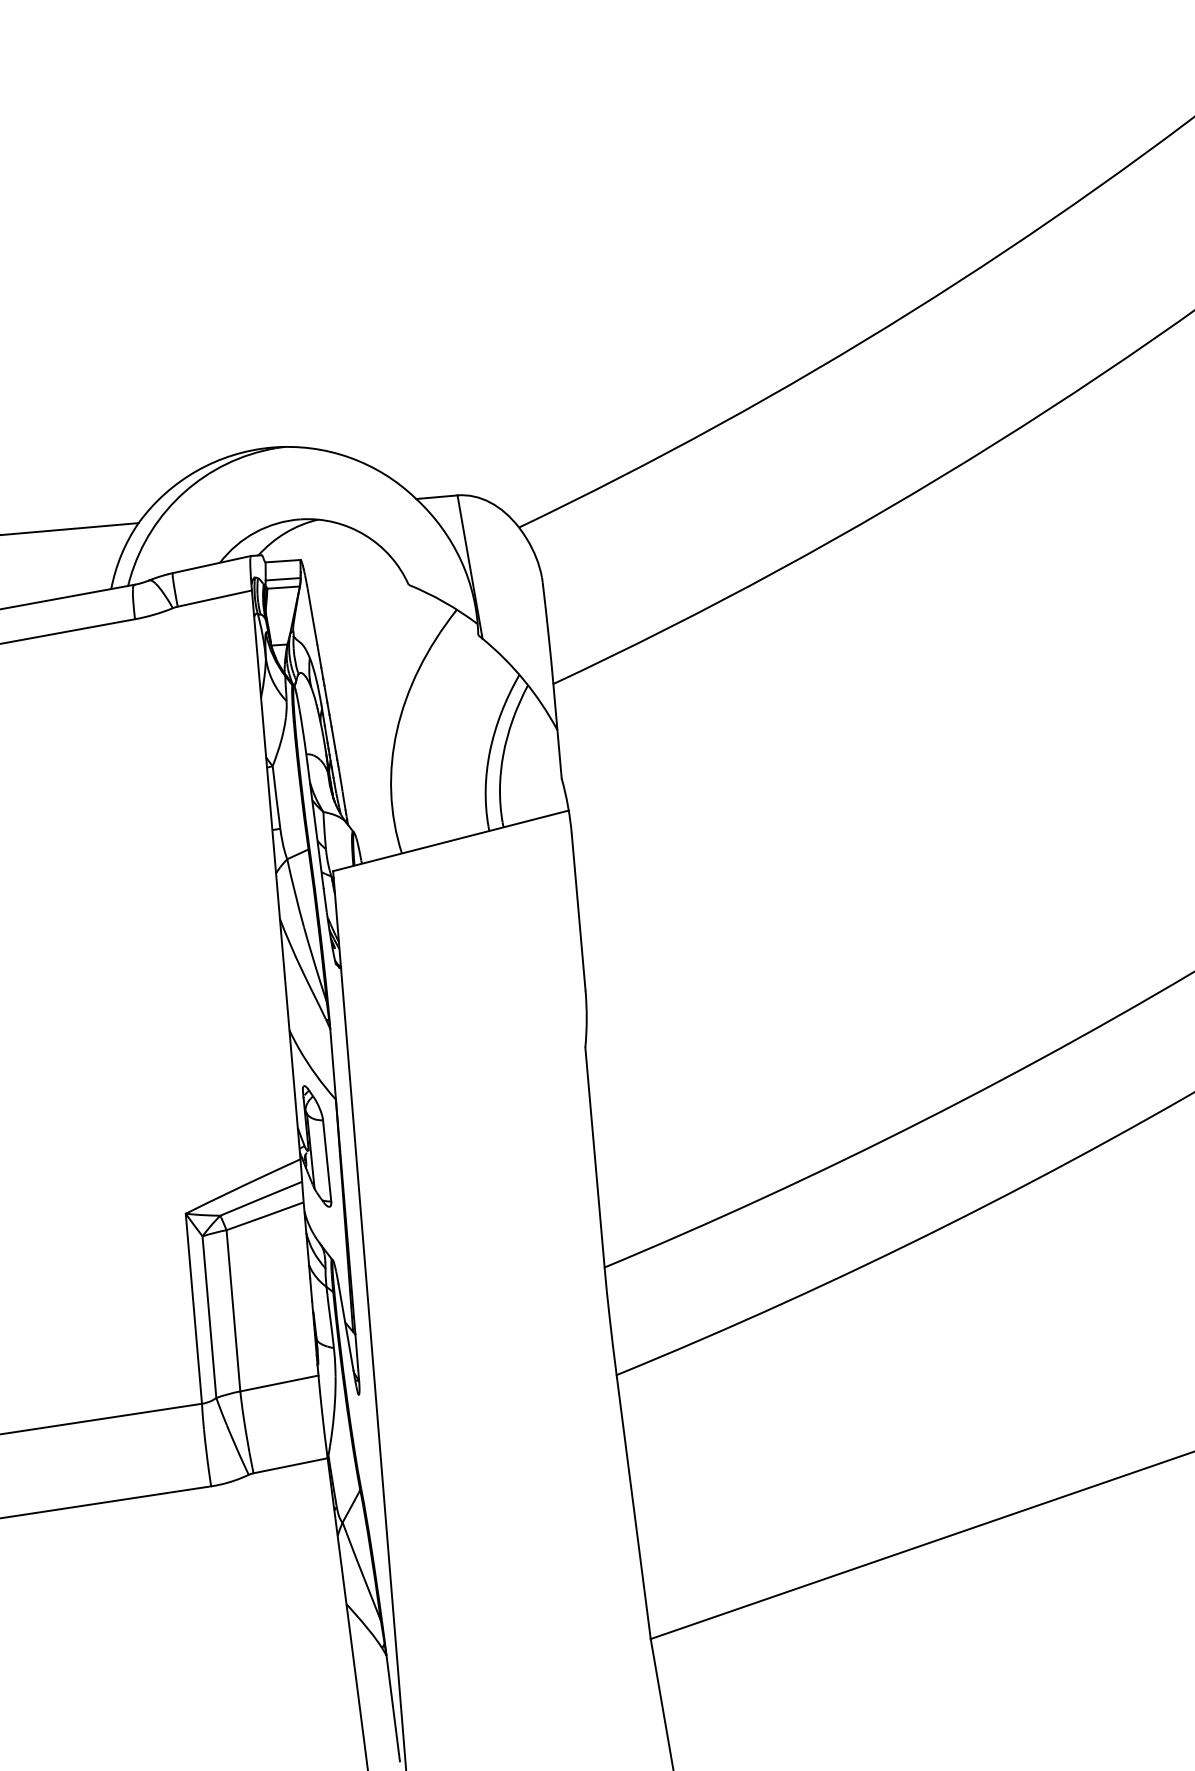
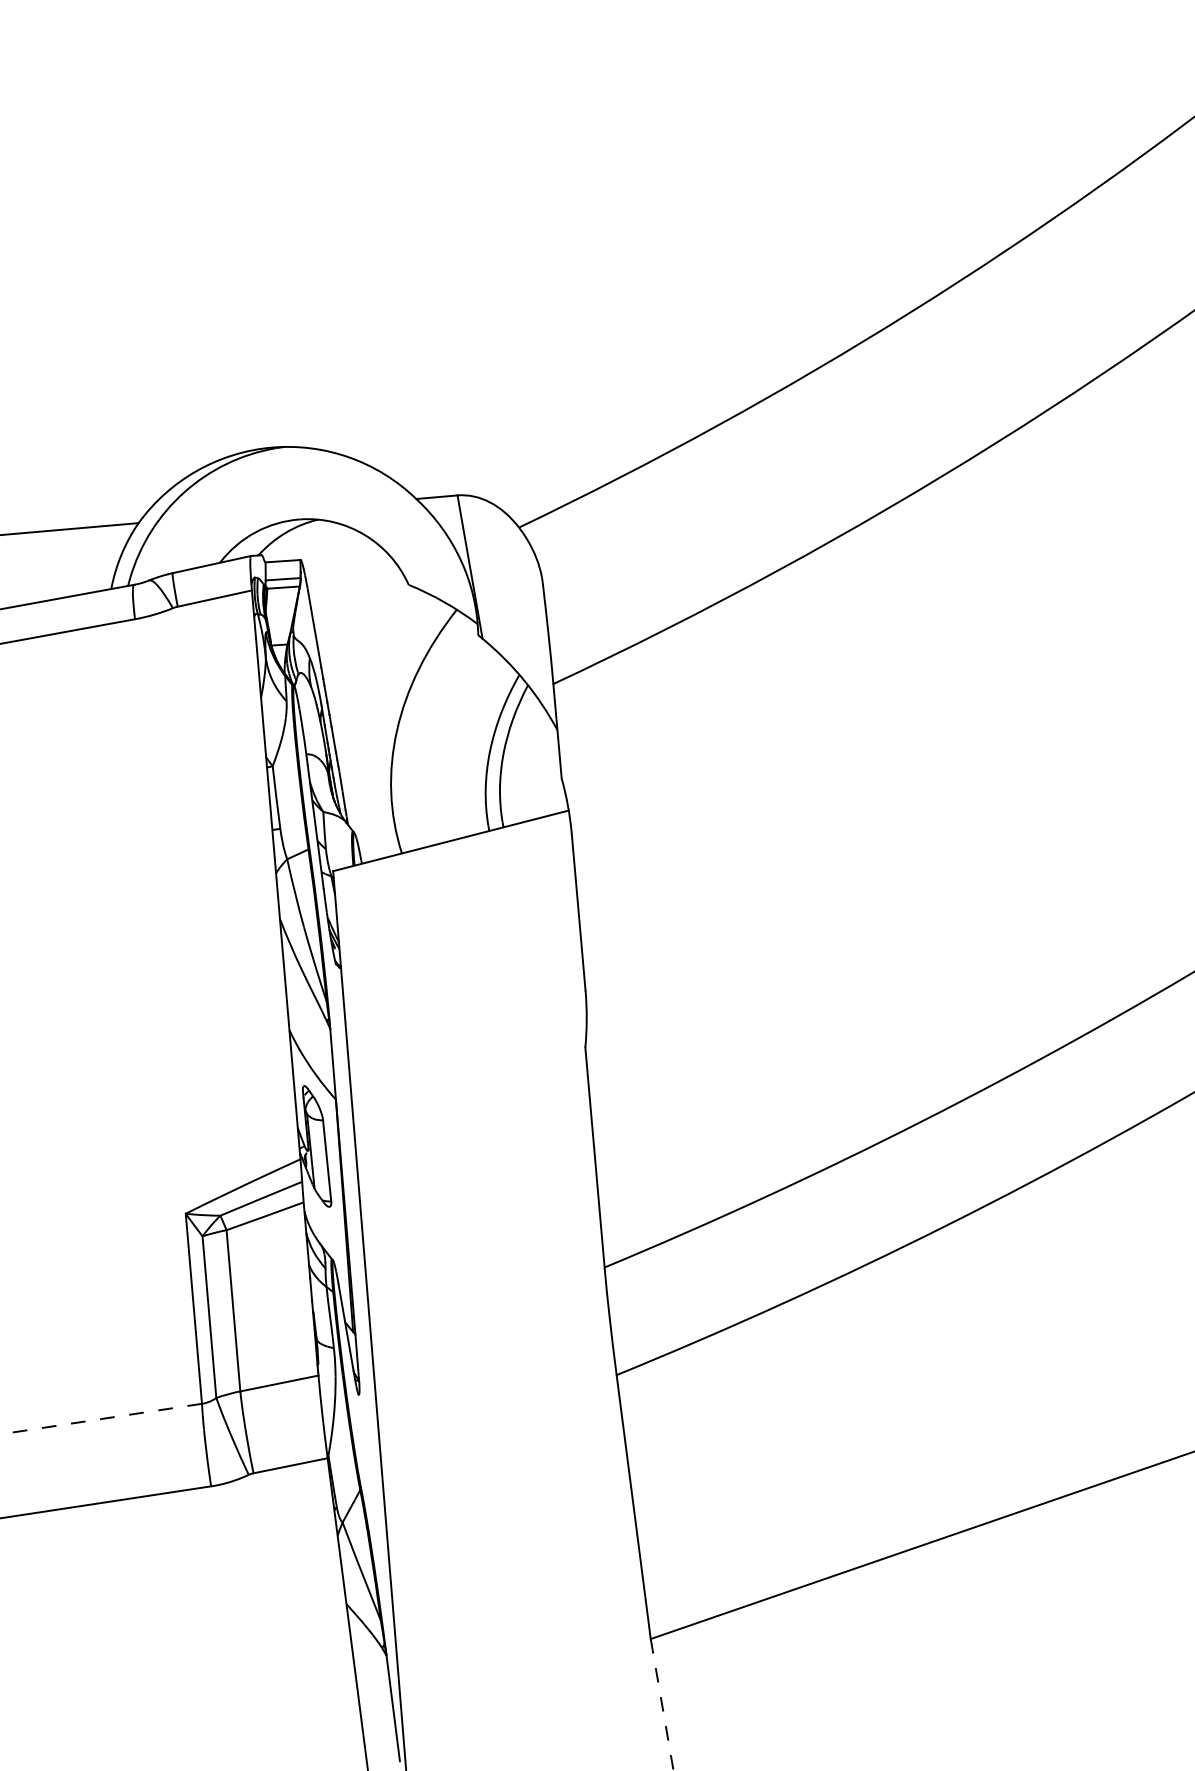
line: solid -> dashed (100, 1419)
line: solid -> dashed (662, 1704)
